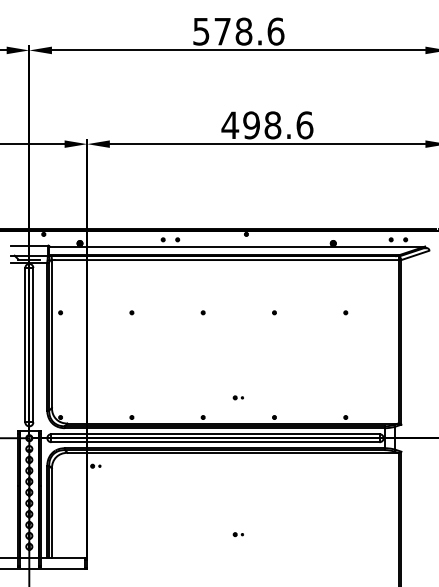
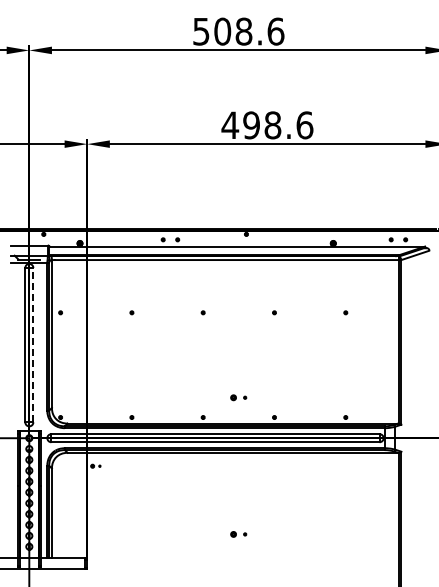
text: 578.6 -> 508.6 (222, 31)
line: solid -> dashed (33, 344)
part size: 12x6 px -> 18x8 px (238, 397)
part size: 12x6 px -> 18x7 px (238, 534)
